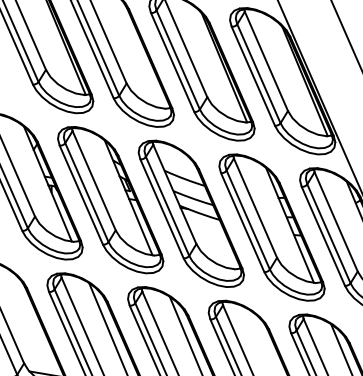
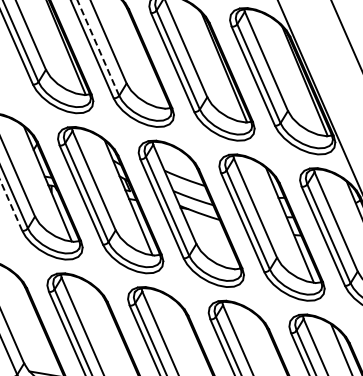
line: solid -> dashed (98, 47)
line: solid -> dashed (11, 205)
line: present -> none (107, 327)
line: present -> none (185, 334)
